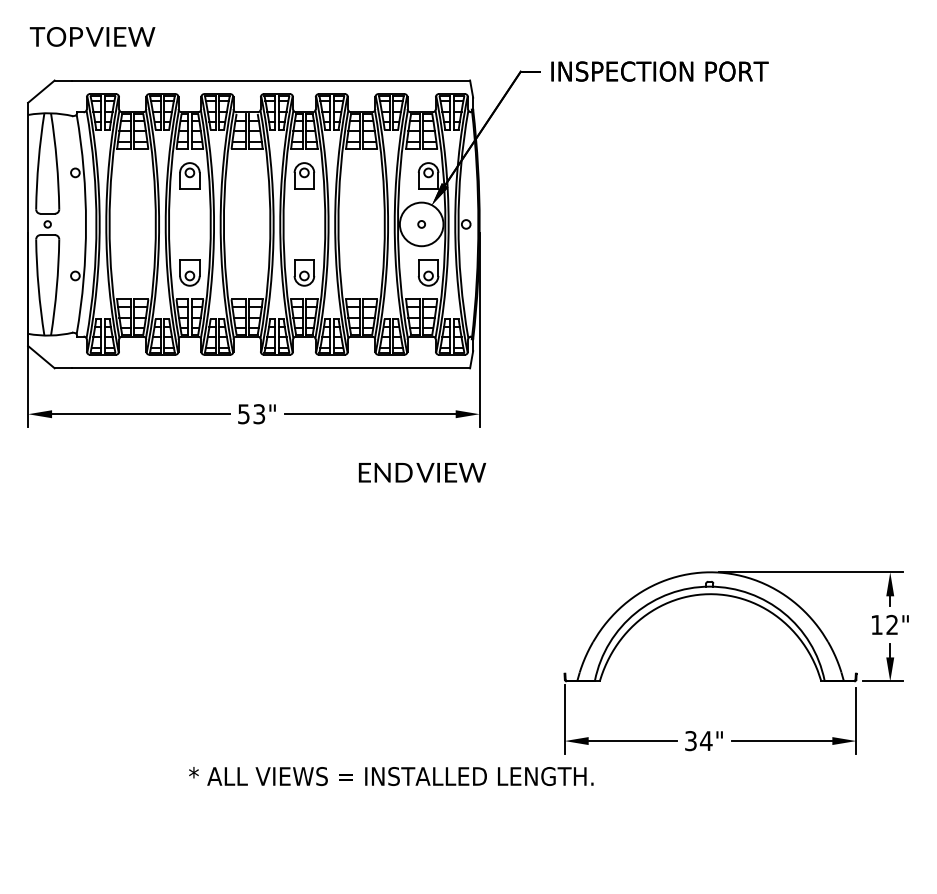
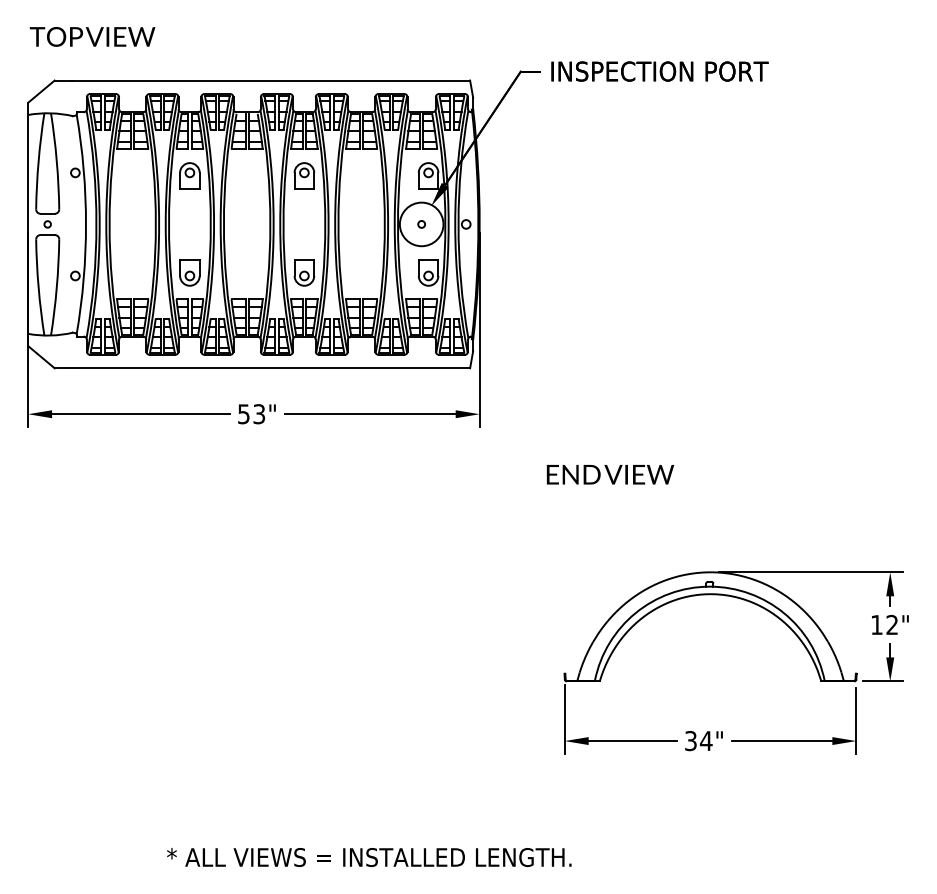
text position: (422, 472) -> (610, 474) (610, 474)
text position: (391, 776) -> (369, 857) (369, 857)
